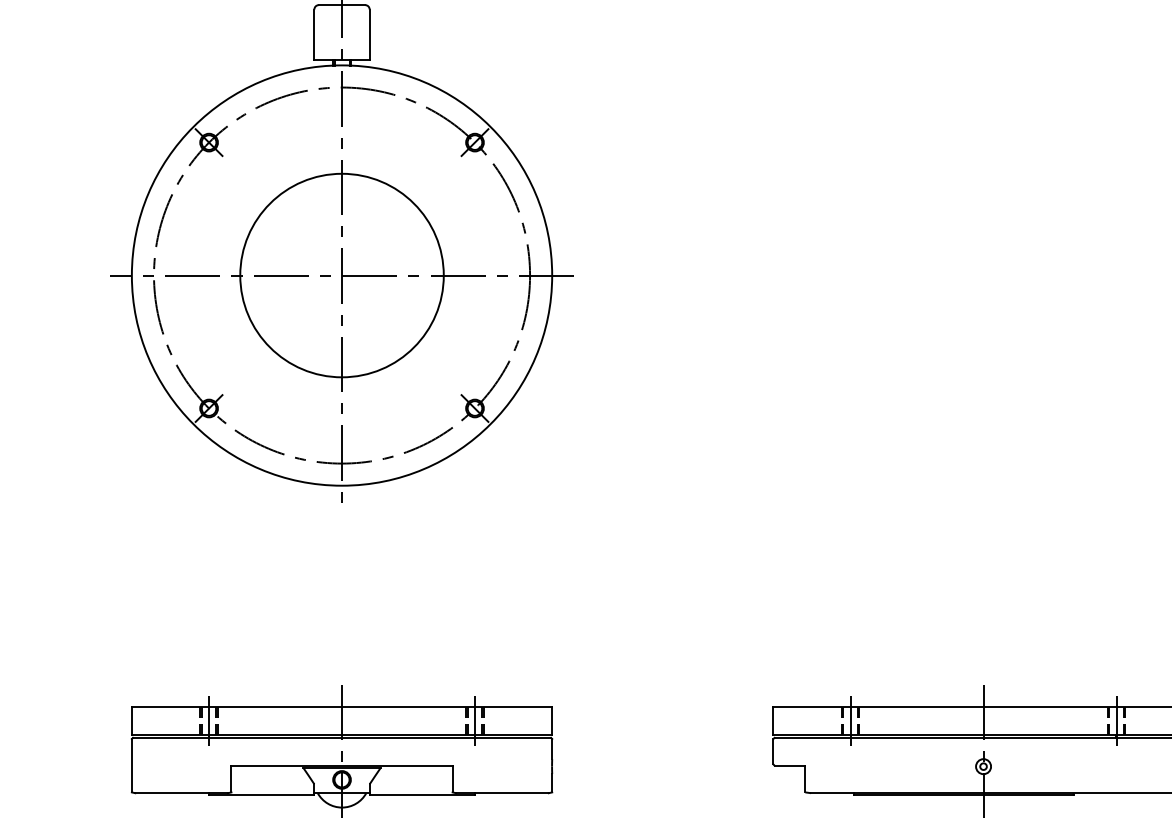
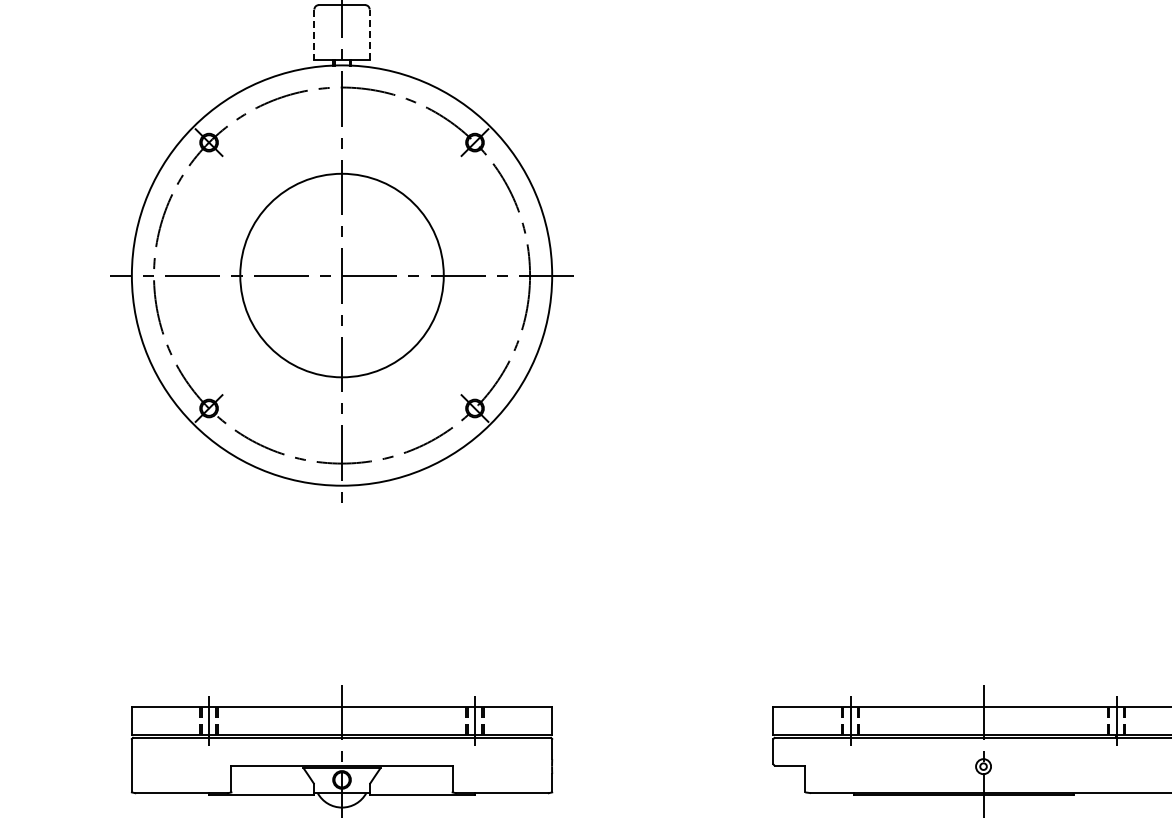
line: solid -> dashed (369, 34)
line: solid -> dashed (314, 35)
